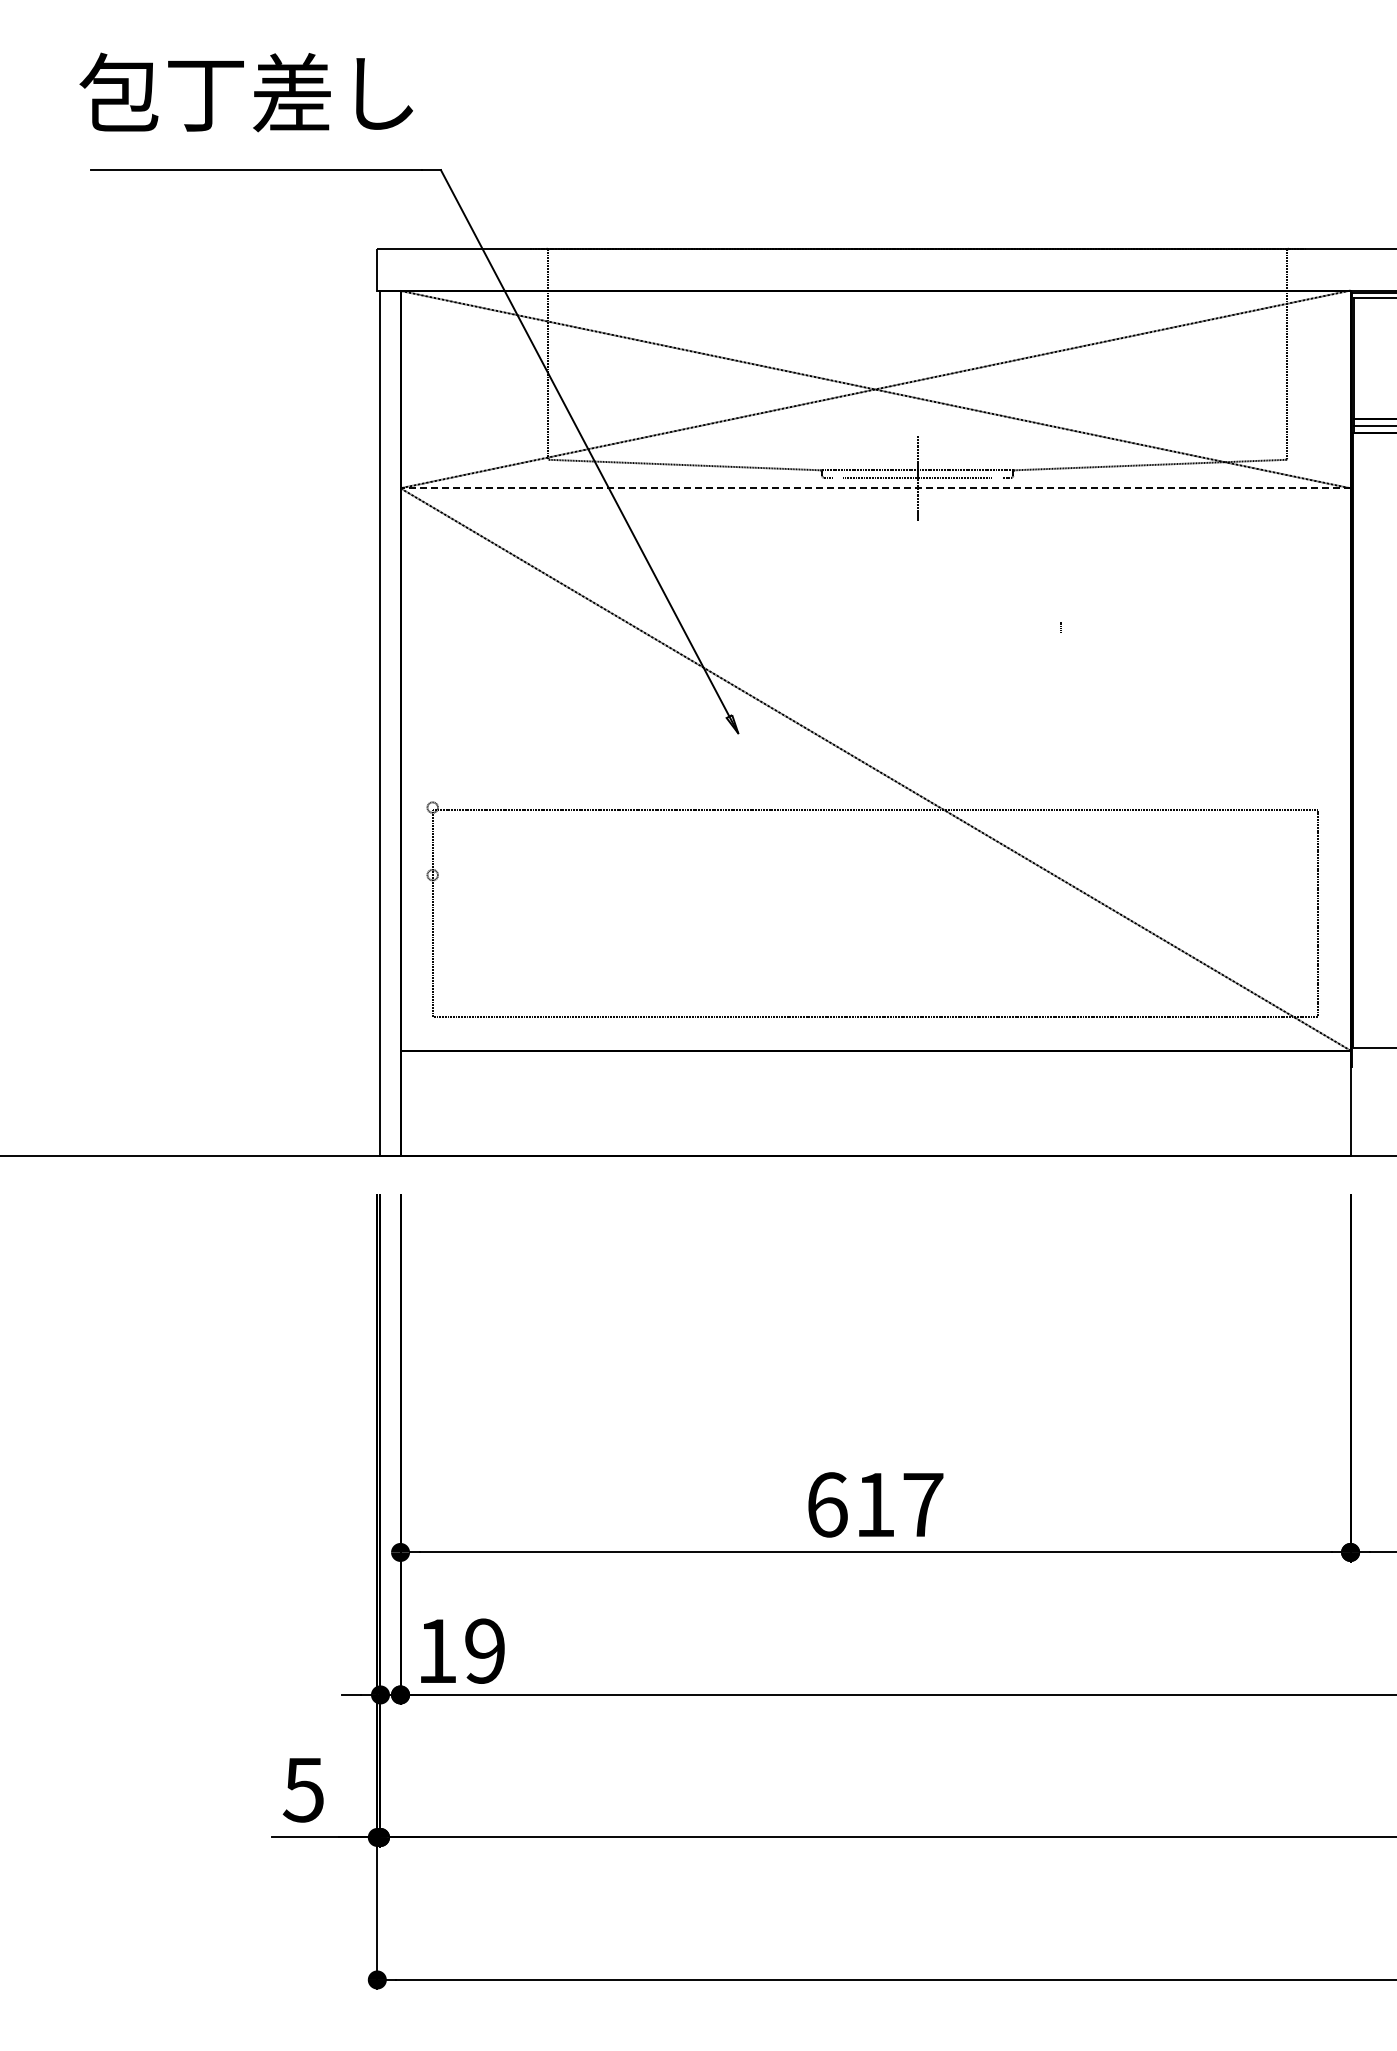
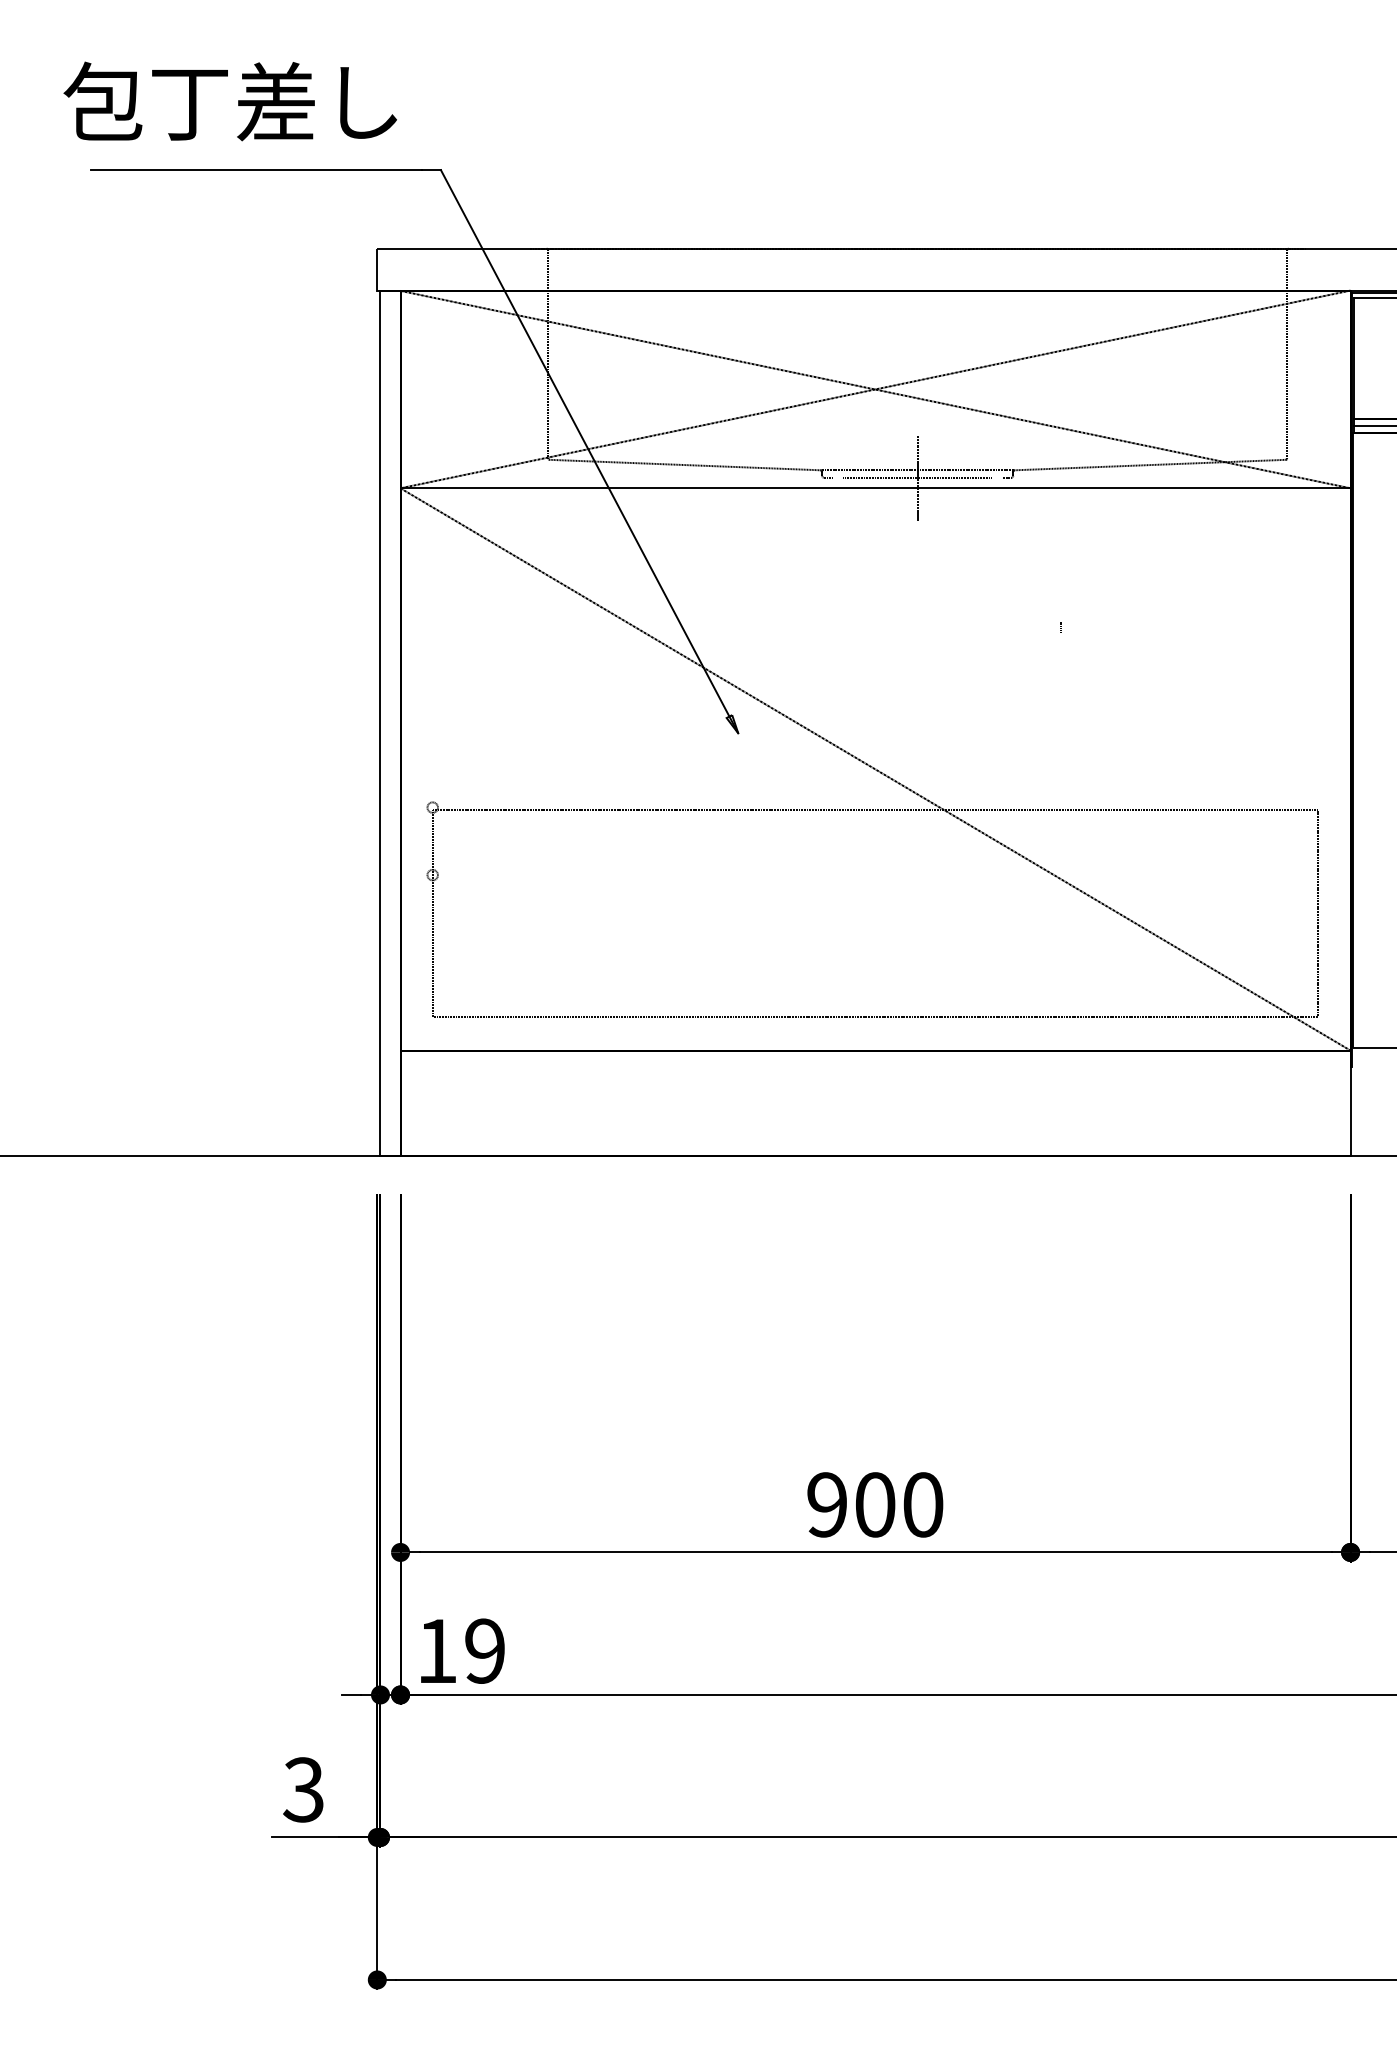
text position: (245, 92) -> (229, 101) (229, 101)
line: dashed -> solid (875, 488)
text: 617 -> 900 (875, 1504)
text: 5 -> 3 (302, 1789)
